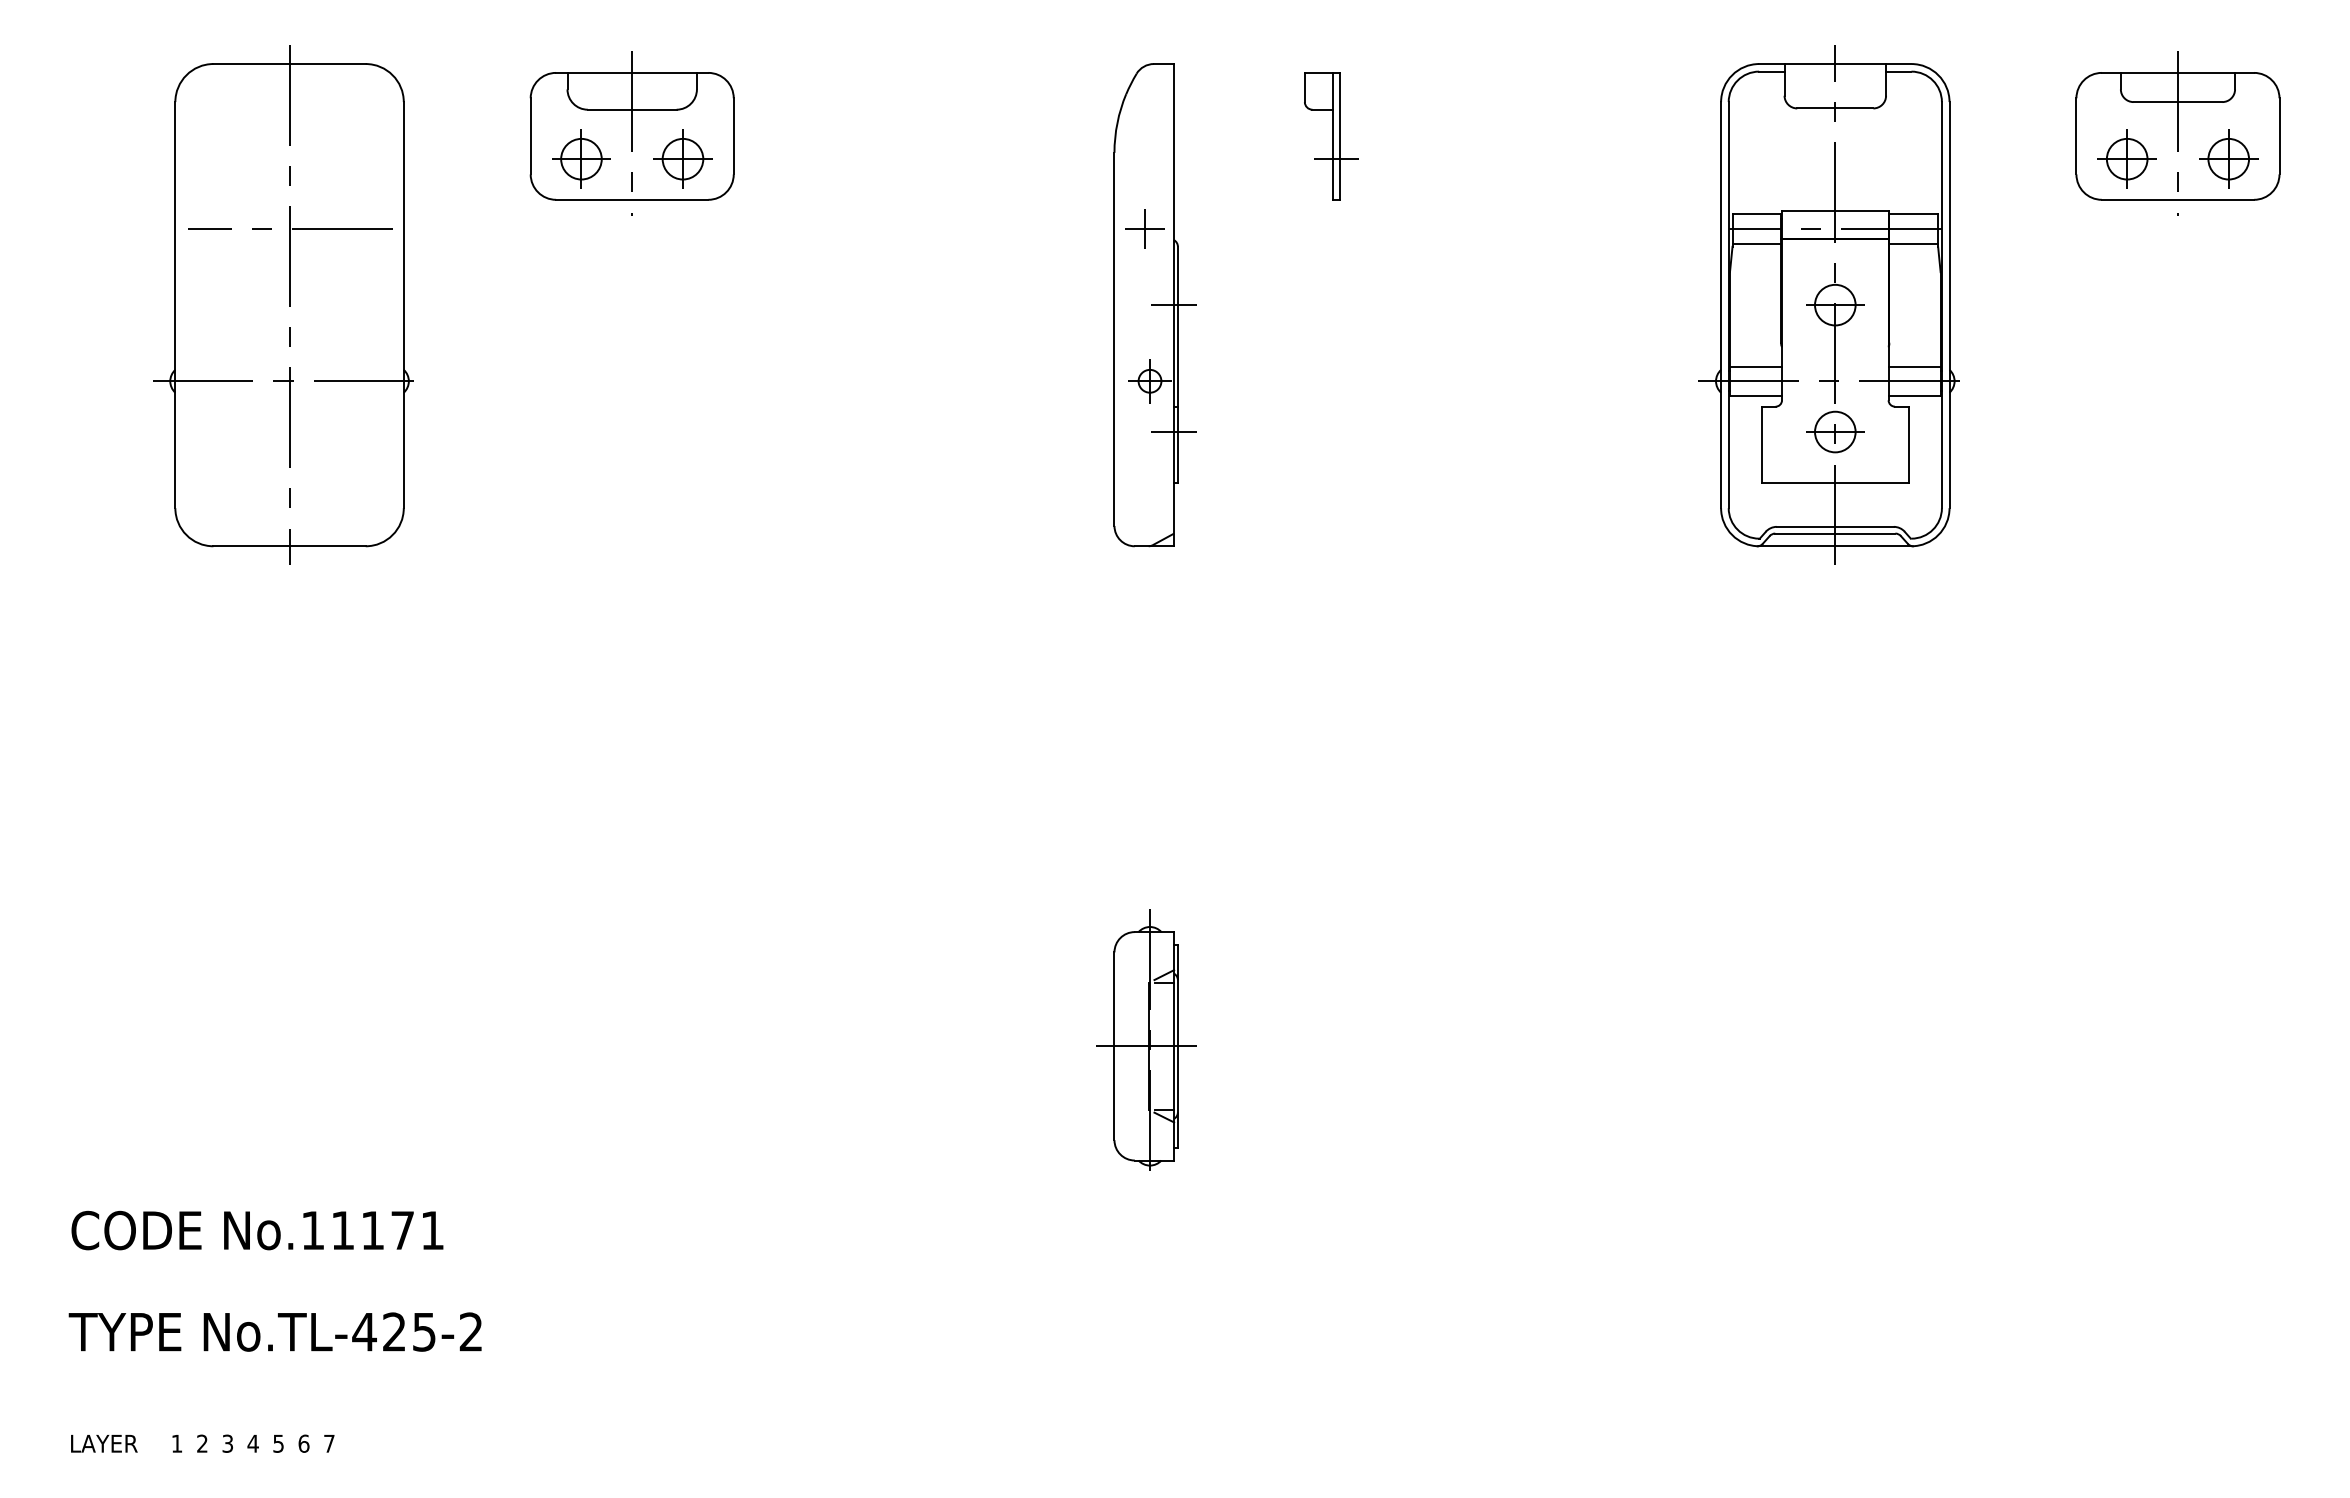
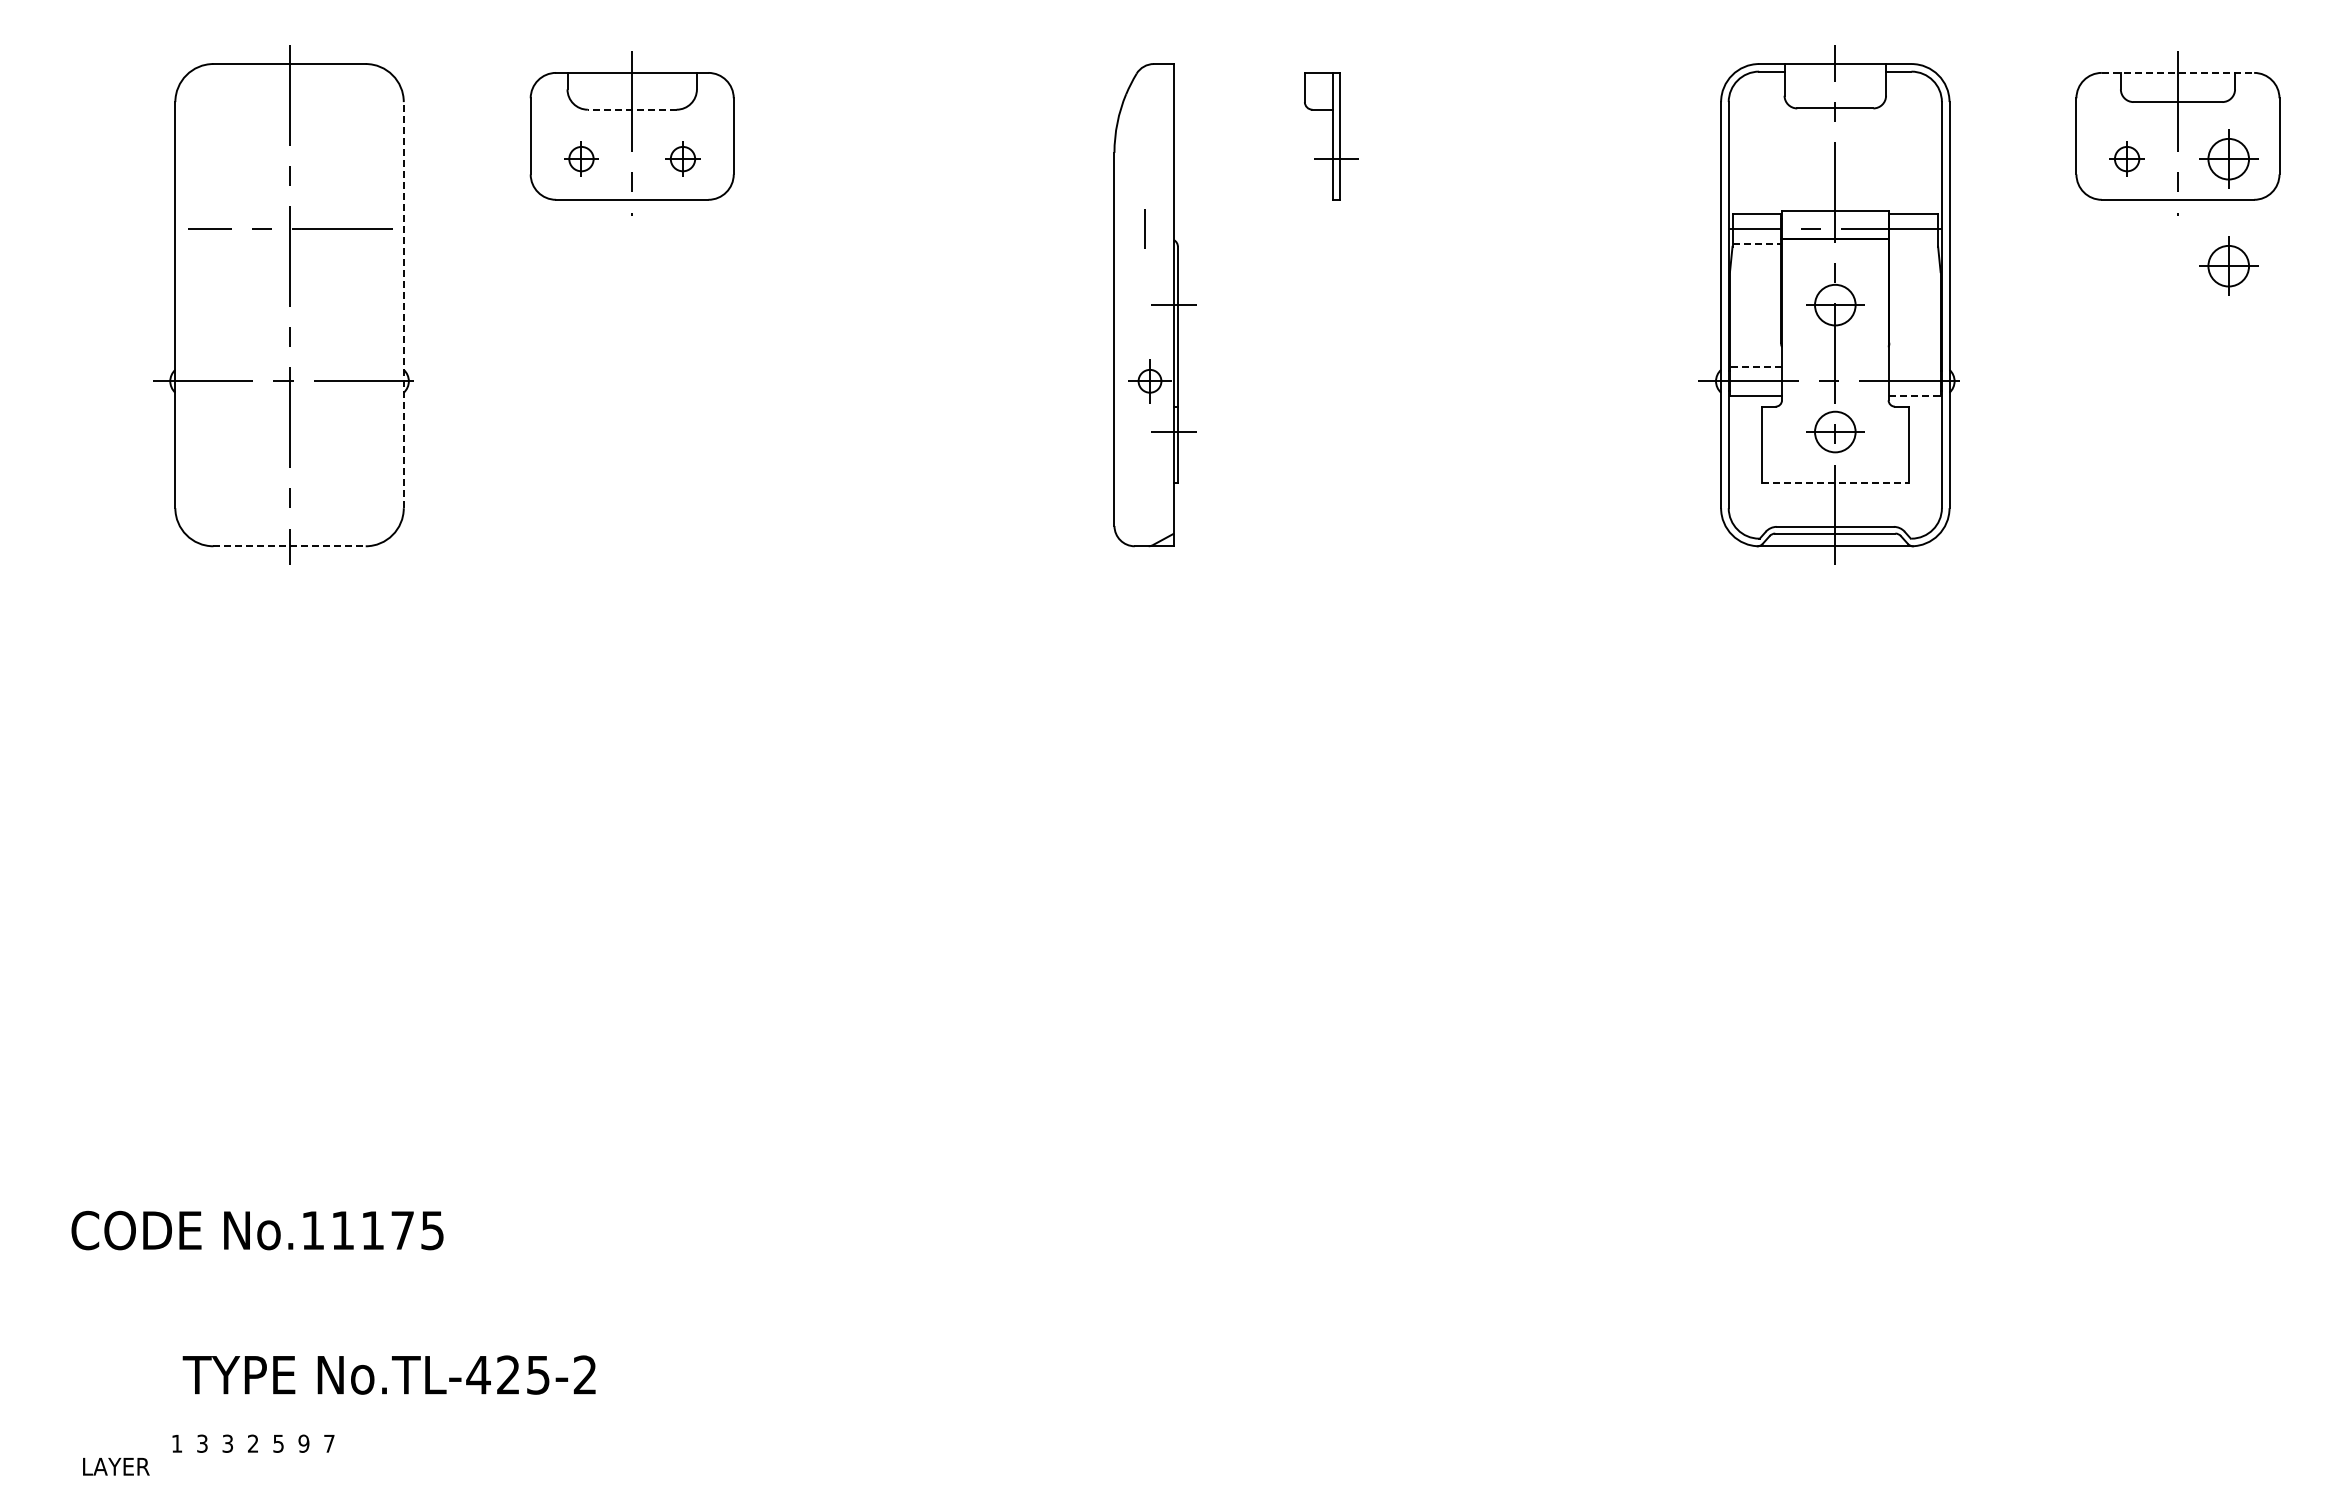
line: solid -> dashed (2178, 72)
line: solid -> dashed (631, 109)
part size: 59x60 px -> 35x36 px (581, 158)
part size: 60x60 px -> 36x36 px (682, 158)
part size: 60x60 px -> 36x36 px (2126, 158)
line: present -> none (1144, 229)
line: solid -> dashed (1757, 243)
line: present -> none (1913, 243)
part: none -> present (2228, 265)
line: solid -> dashed (403, 304)
line: solid -> dashed (1755, 366)
line: present -> none (1914, 366)
line: solid -> dashed (1915, 395)
line: solid -> dashed (1835, 482)
line: solid -> dashed (290, 546)
part: present -> none (1146, 1039)
text: No.11171 -> No.11175 (432, 1230)
text position: (274, 1331) -> (388, 1374) (388, 1374)
text position: (104, 1443) -> (116, 1466) (116, 1466)
text: 2 -> 3 (202, 1443)
text: 4 -> 2 (252, 1443)
text: 6 -> 9 (303, 1443)
